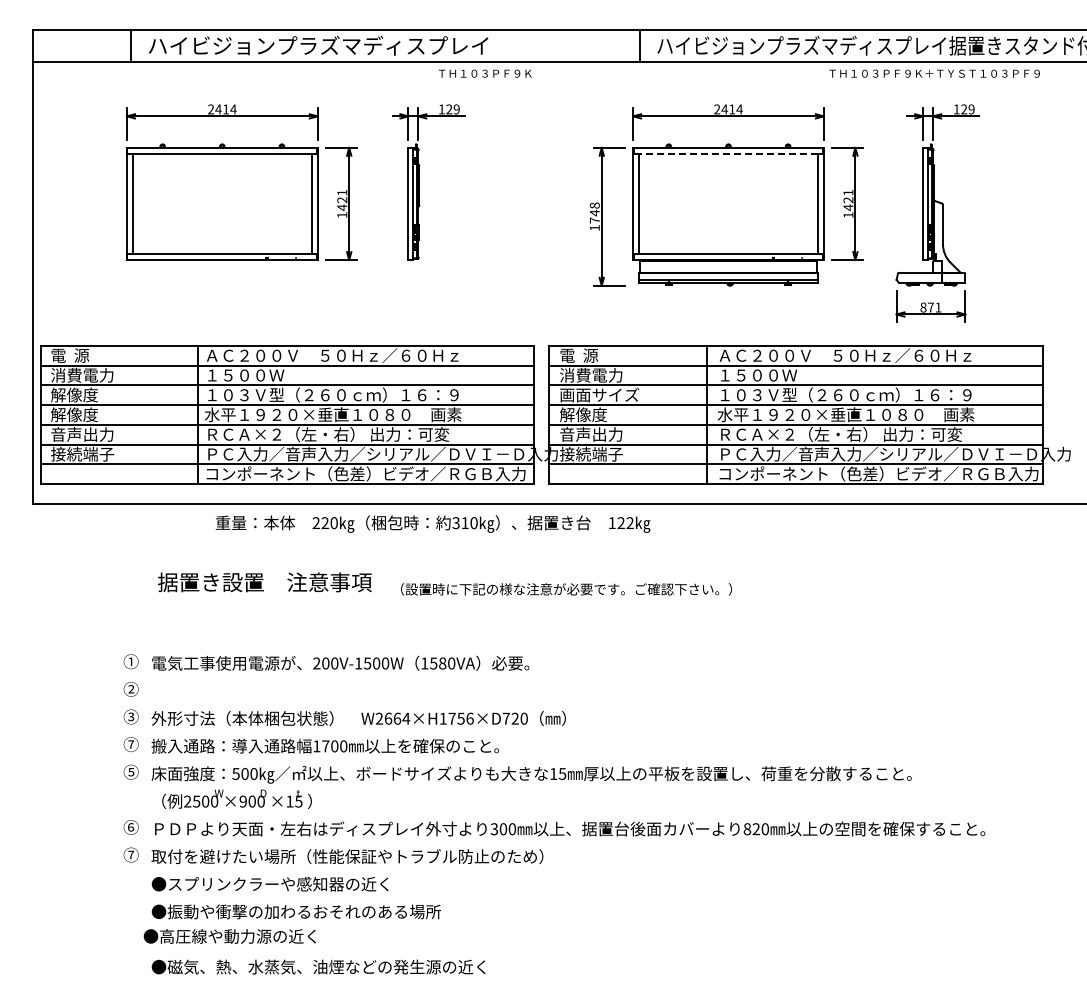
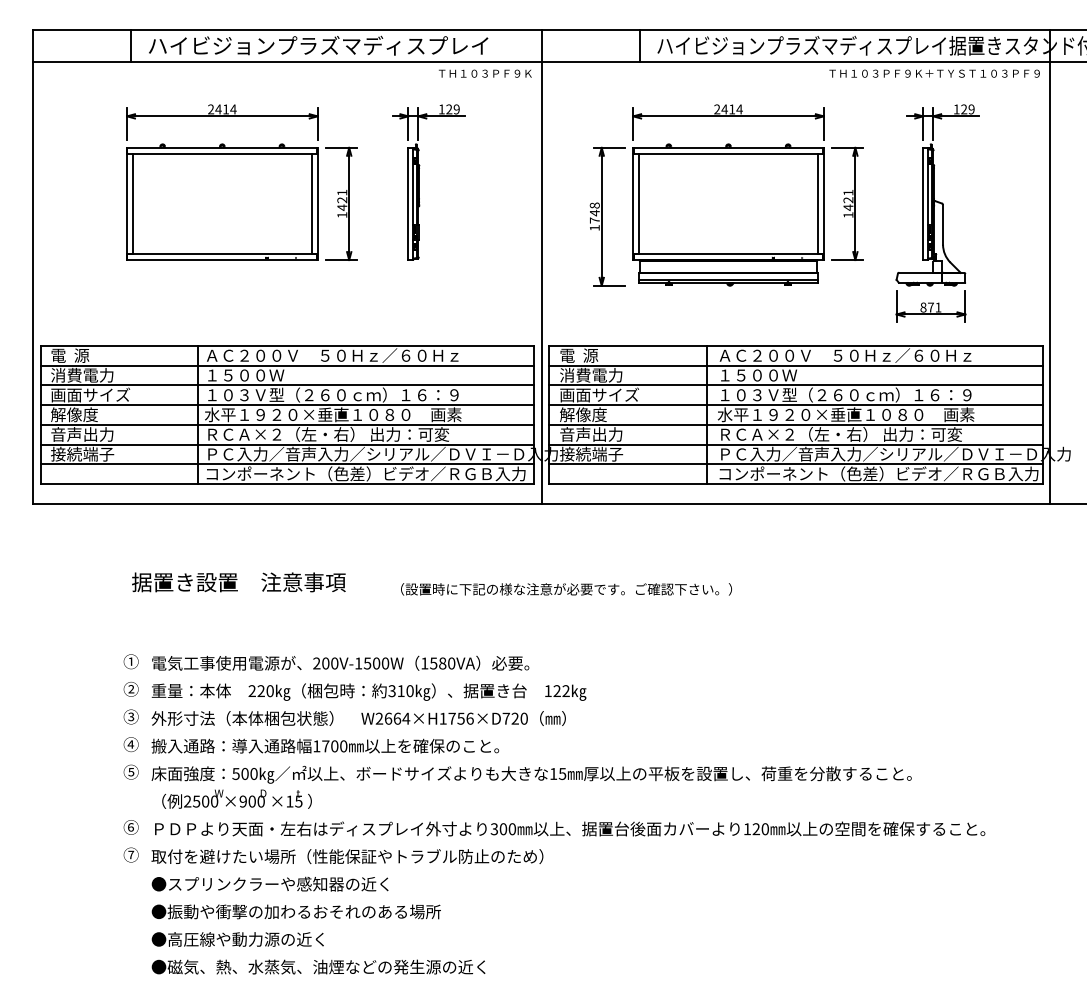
line: dashed -> solid (728, 153)
line: none -> present (541, 266)
line: none -> present (1050, 266)
text: 解像度 -> 画面サイズ (90, 394)
text position: (432, 523) -> (368, 691) (368, 691)
text position: (264, 582) -> (238, 582) (238, 582)
text: ⑦ -> ④ (130, 744)
text: 820 -> 120 (747, 829)
text position: (229, 936) -> (237, 939) (237, 939)
